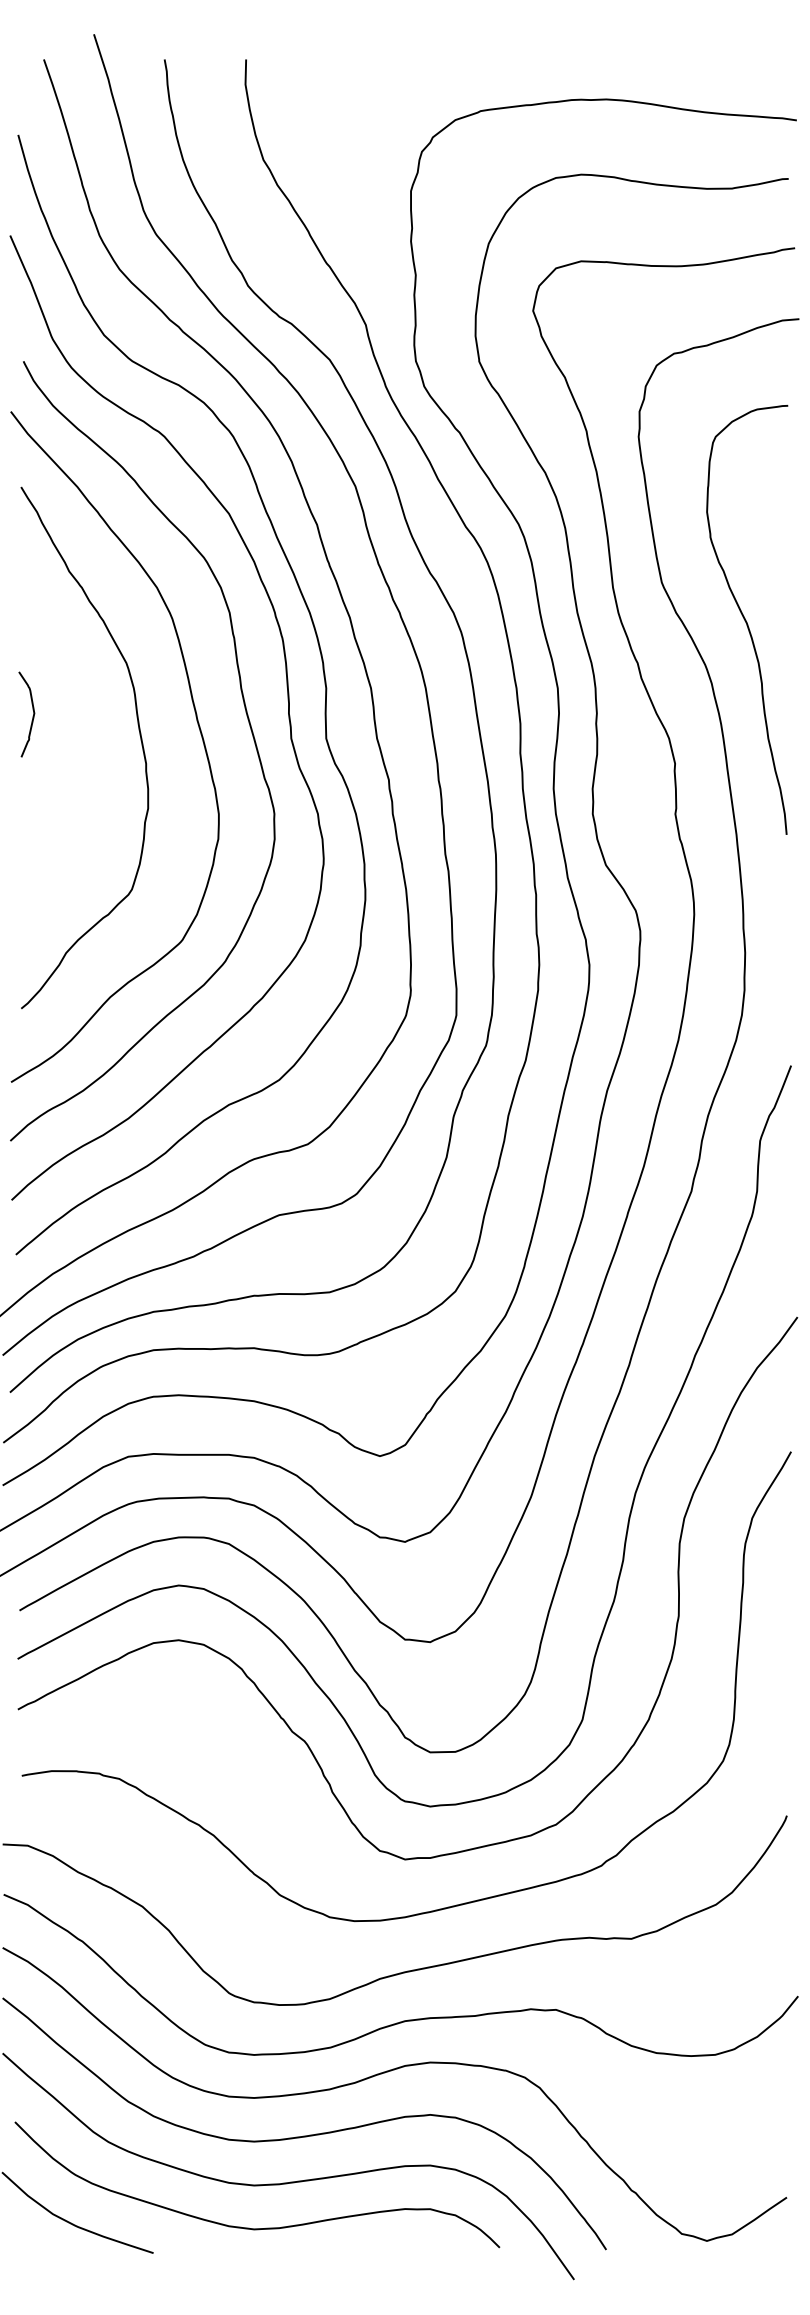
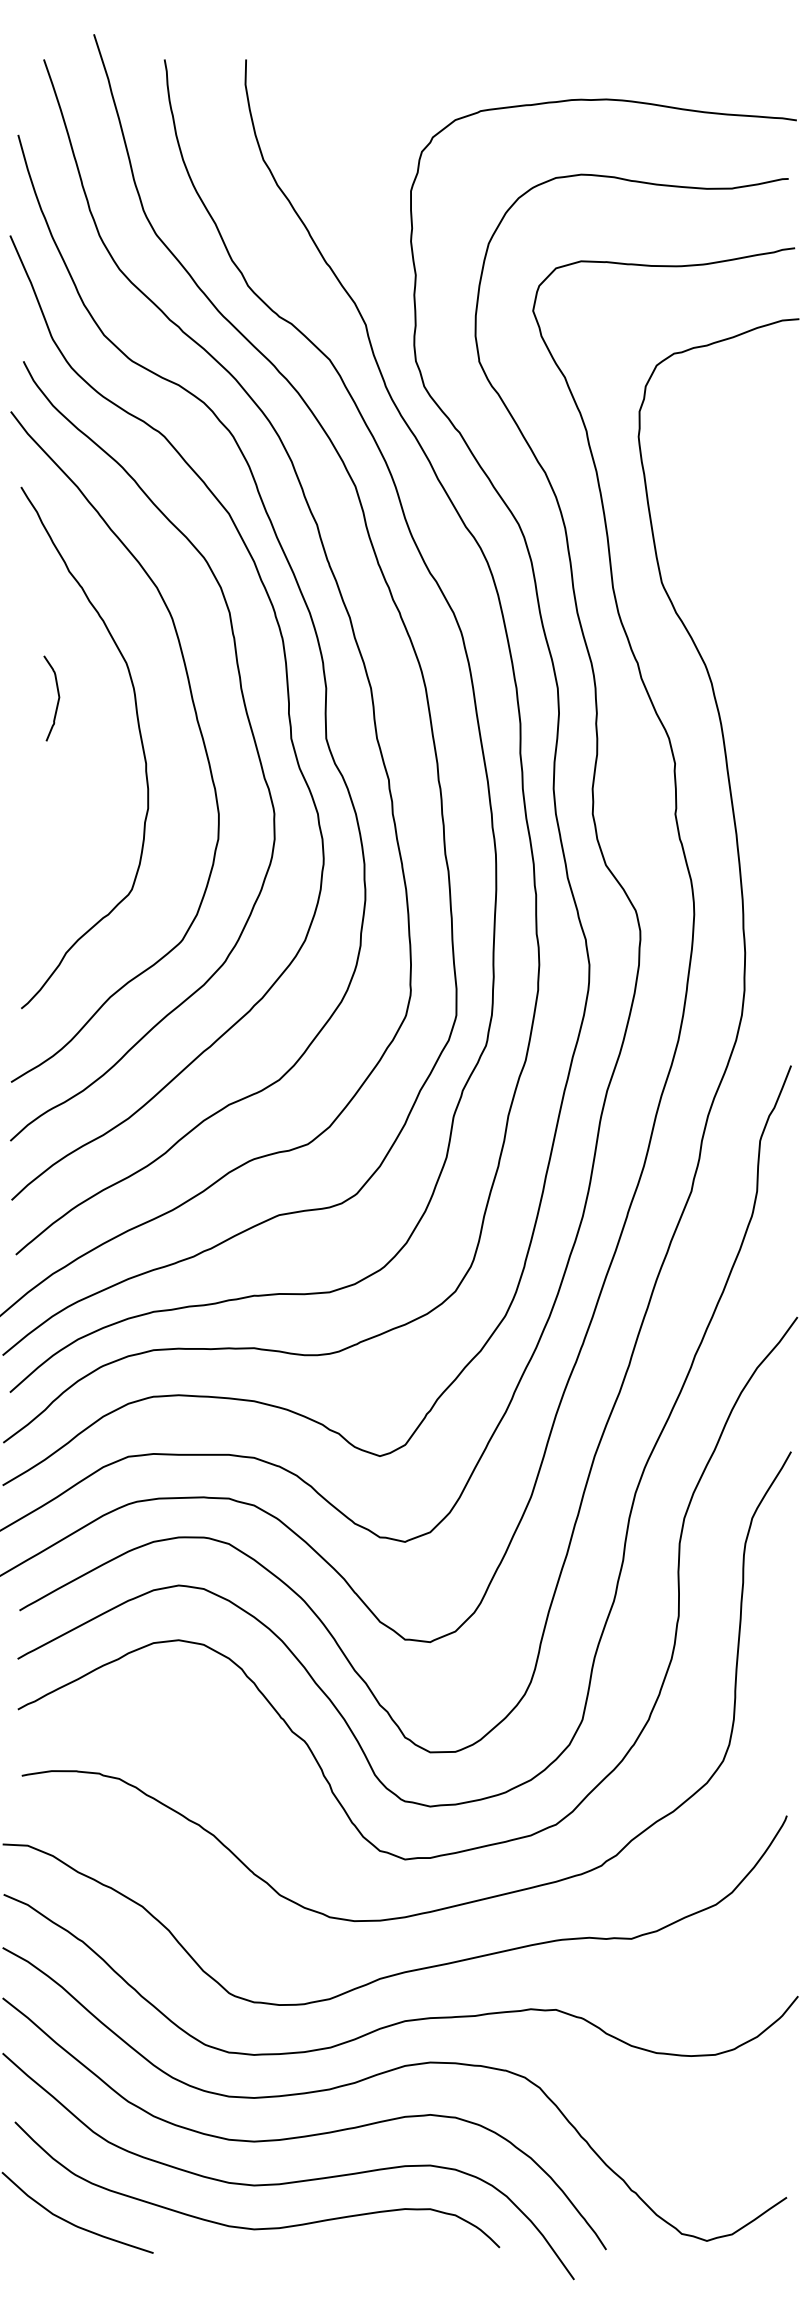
curve: present -> none (746, 620)
curve position: (32, 716) -> (57, 700) (57, 700)
